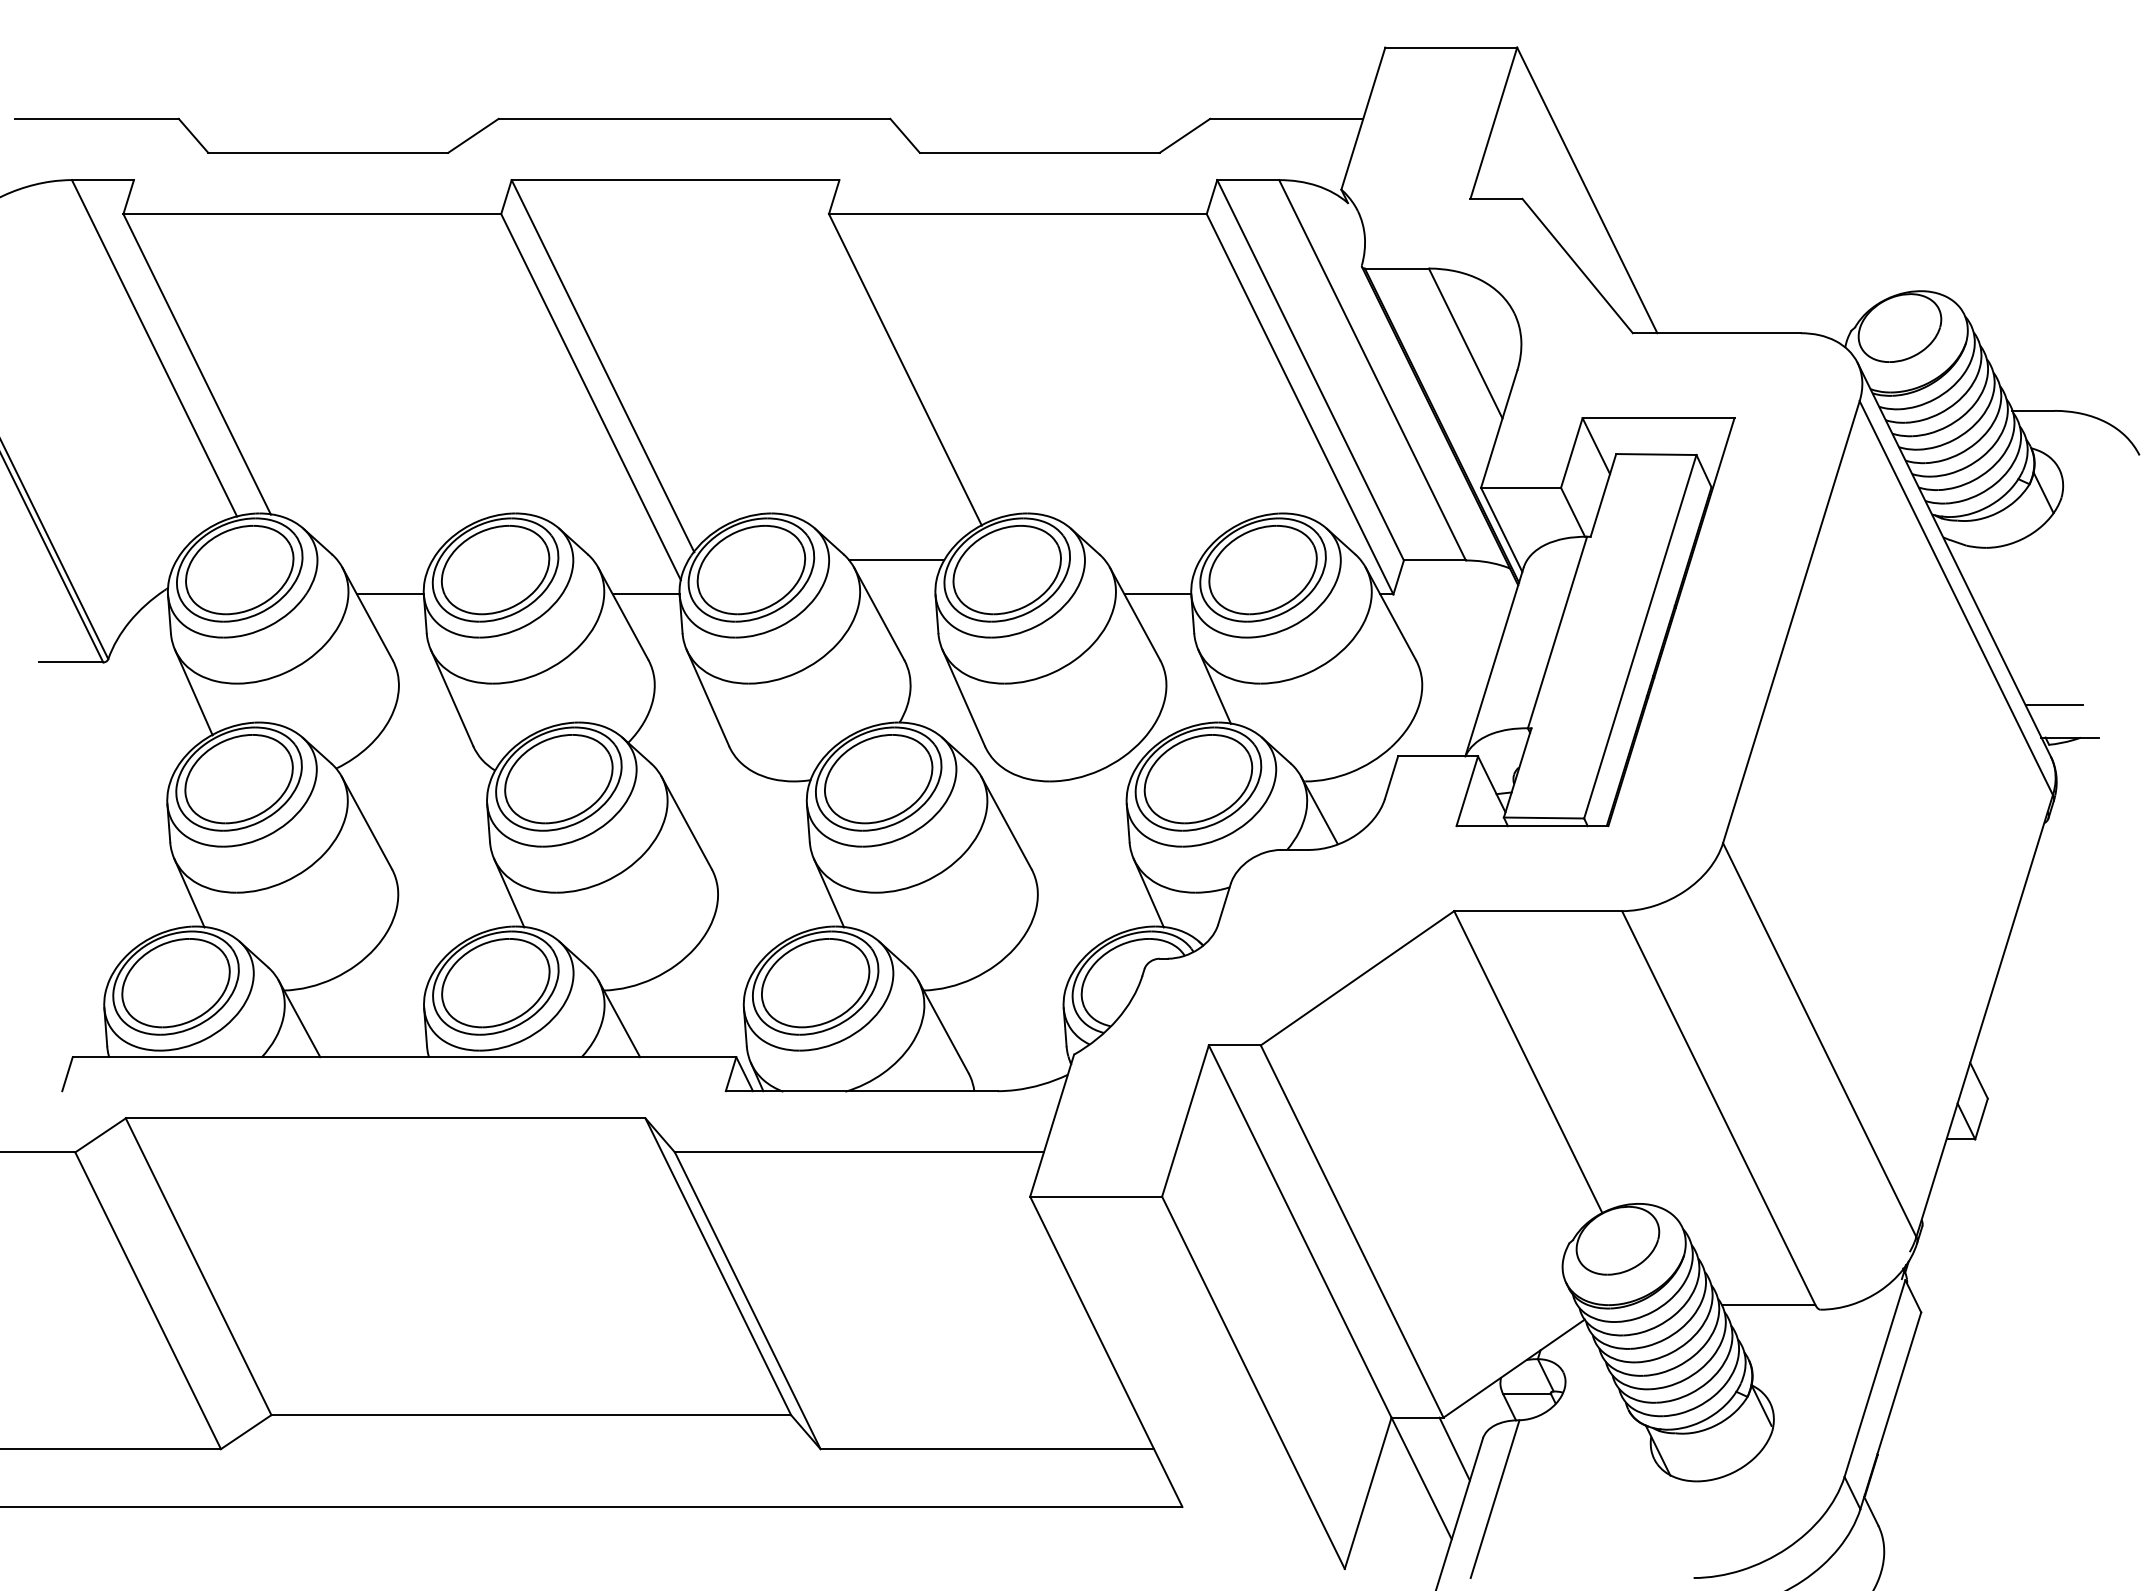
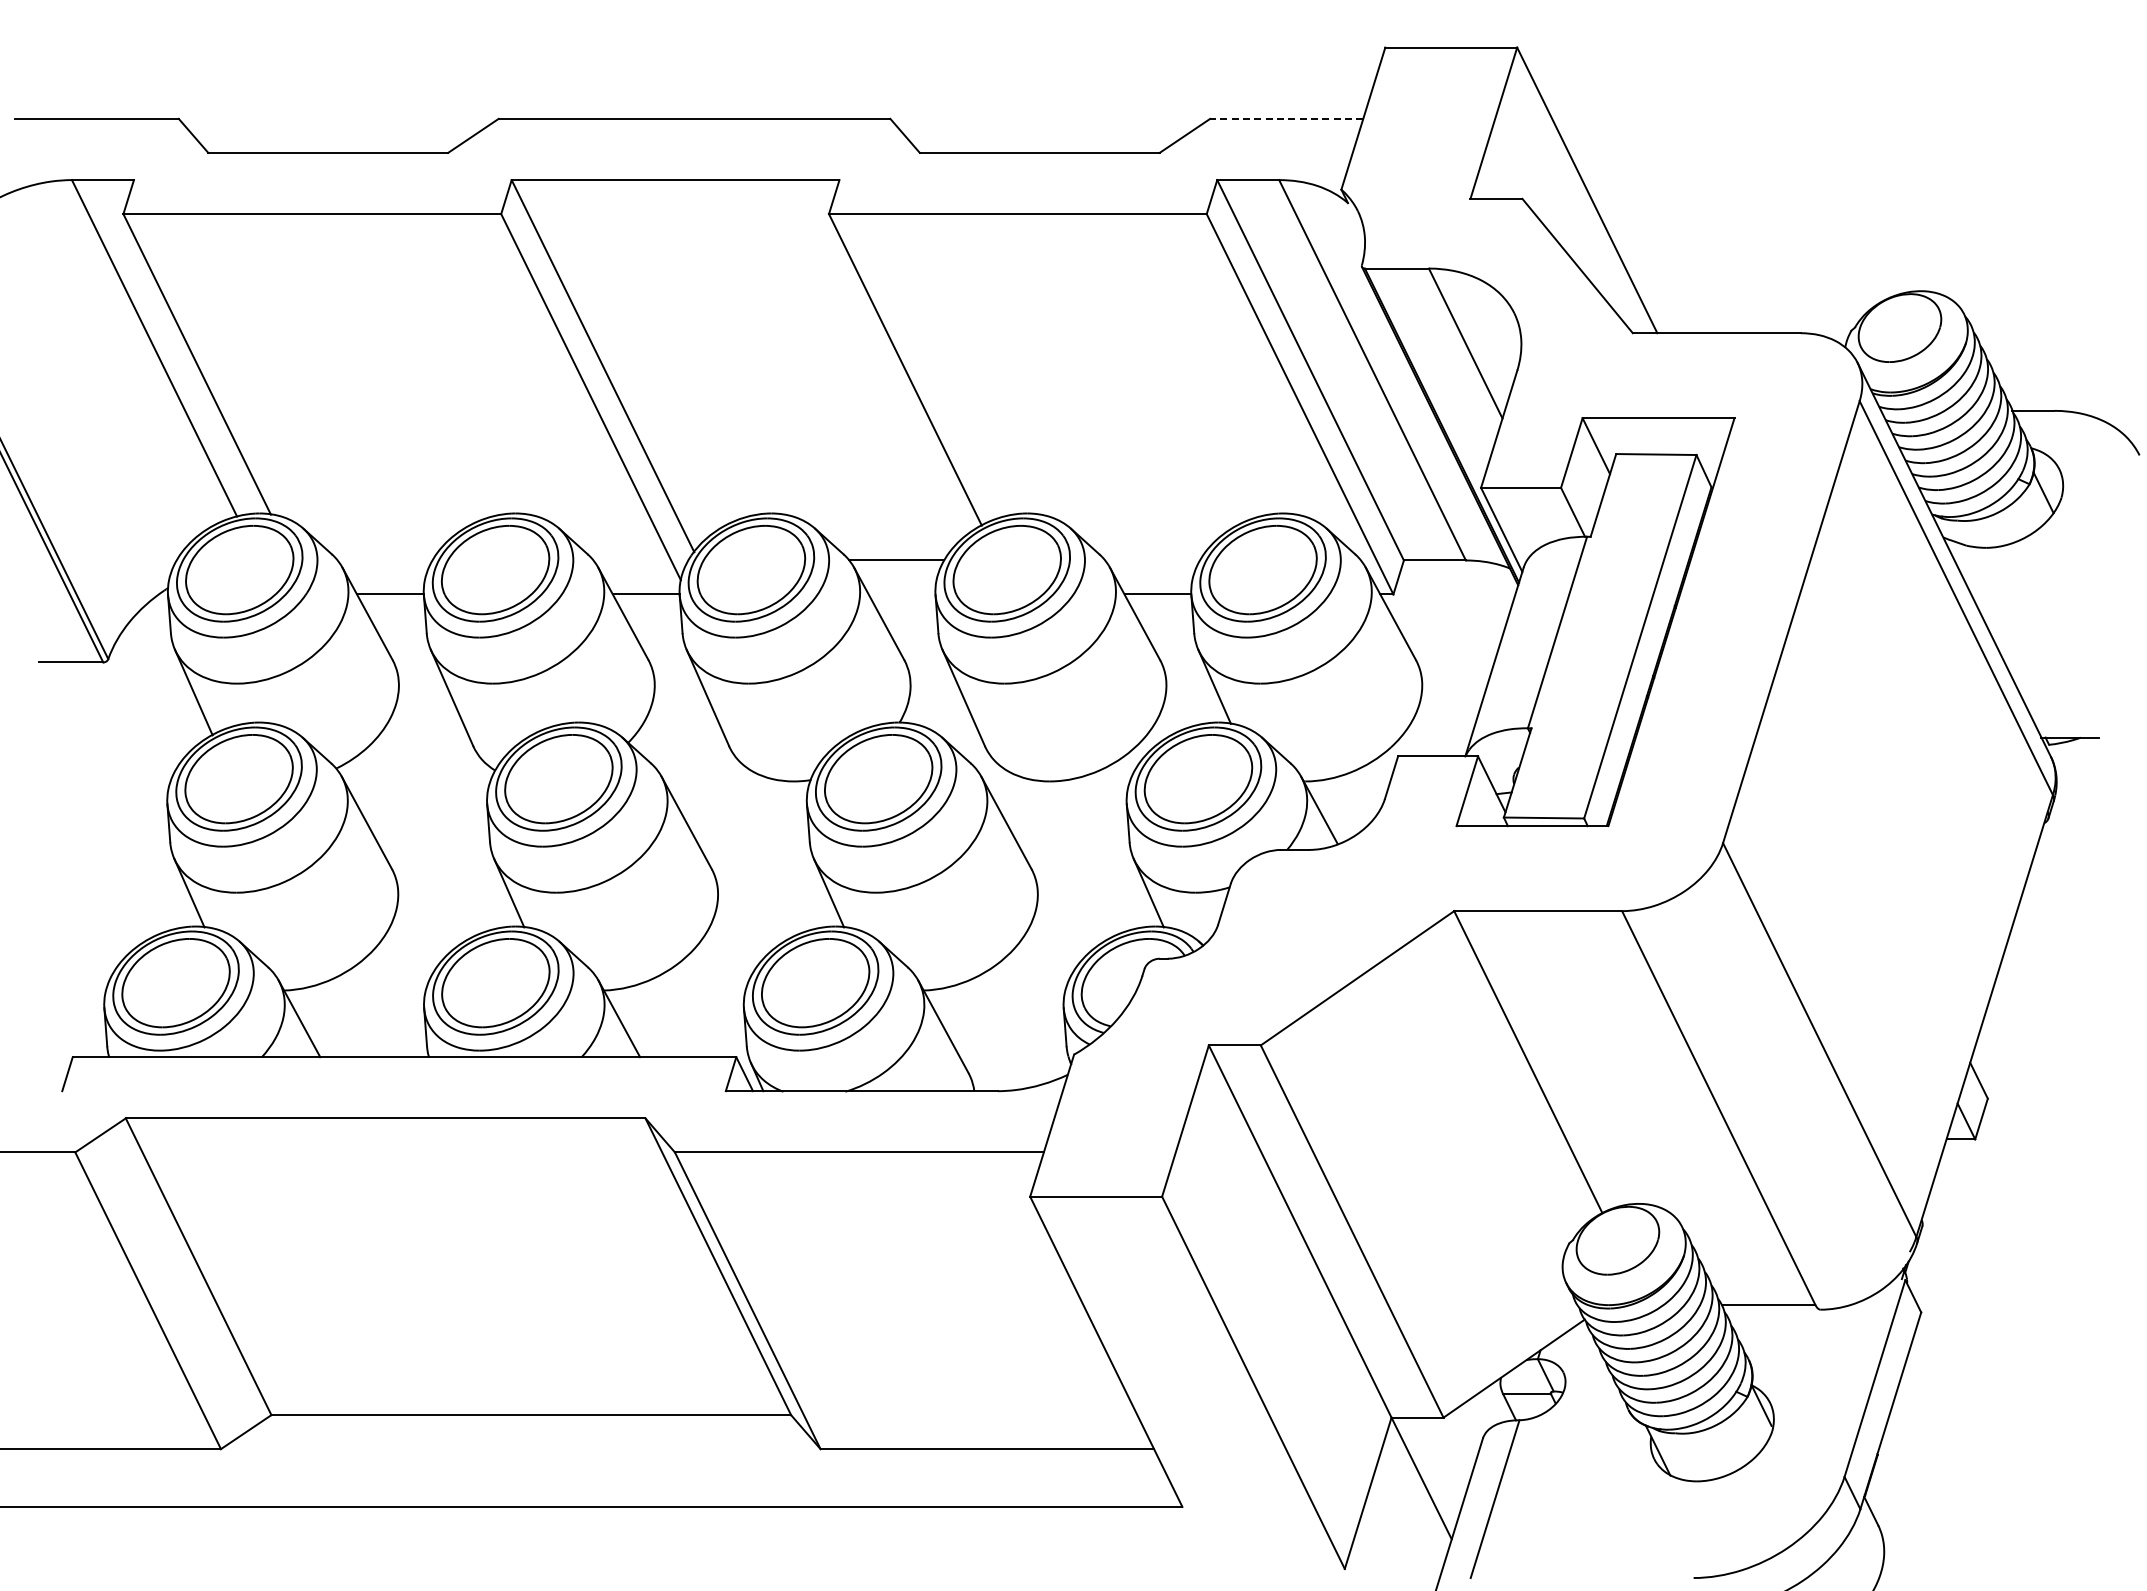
line: solid -> dashed (1286, 118)
line: present -> none (2054, 705)
line: present -> none (1454, 1448)
